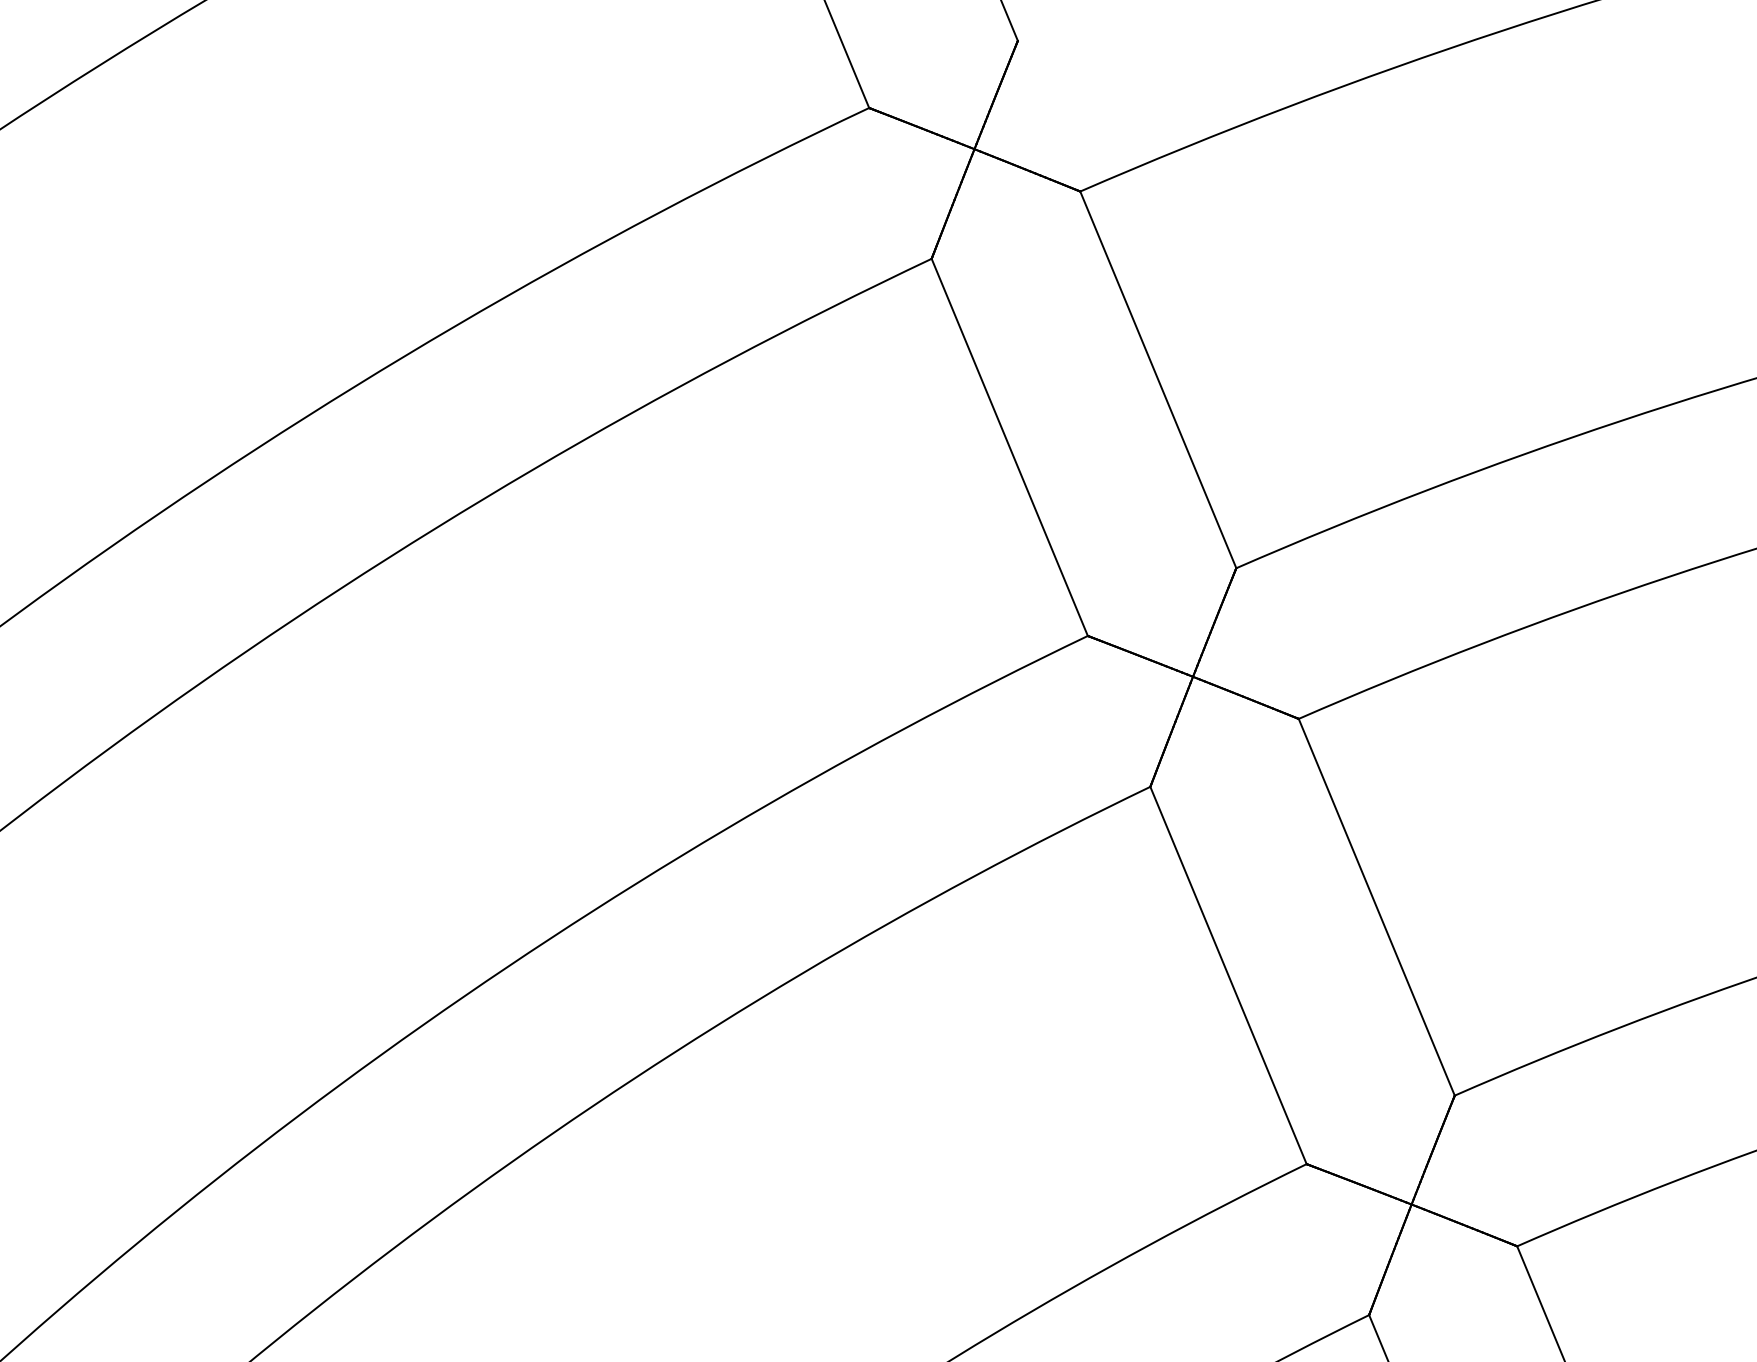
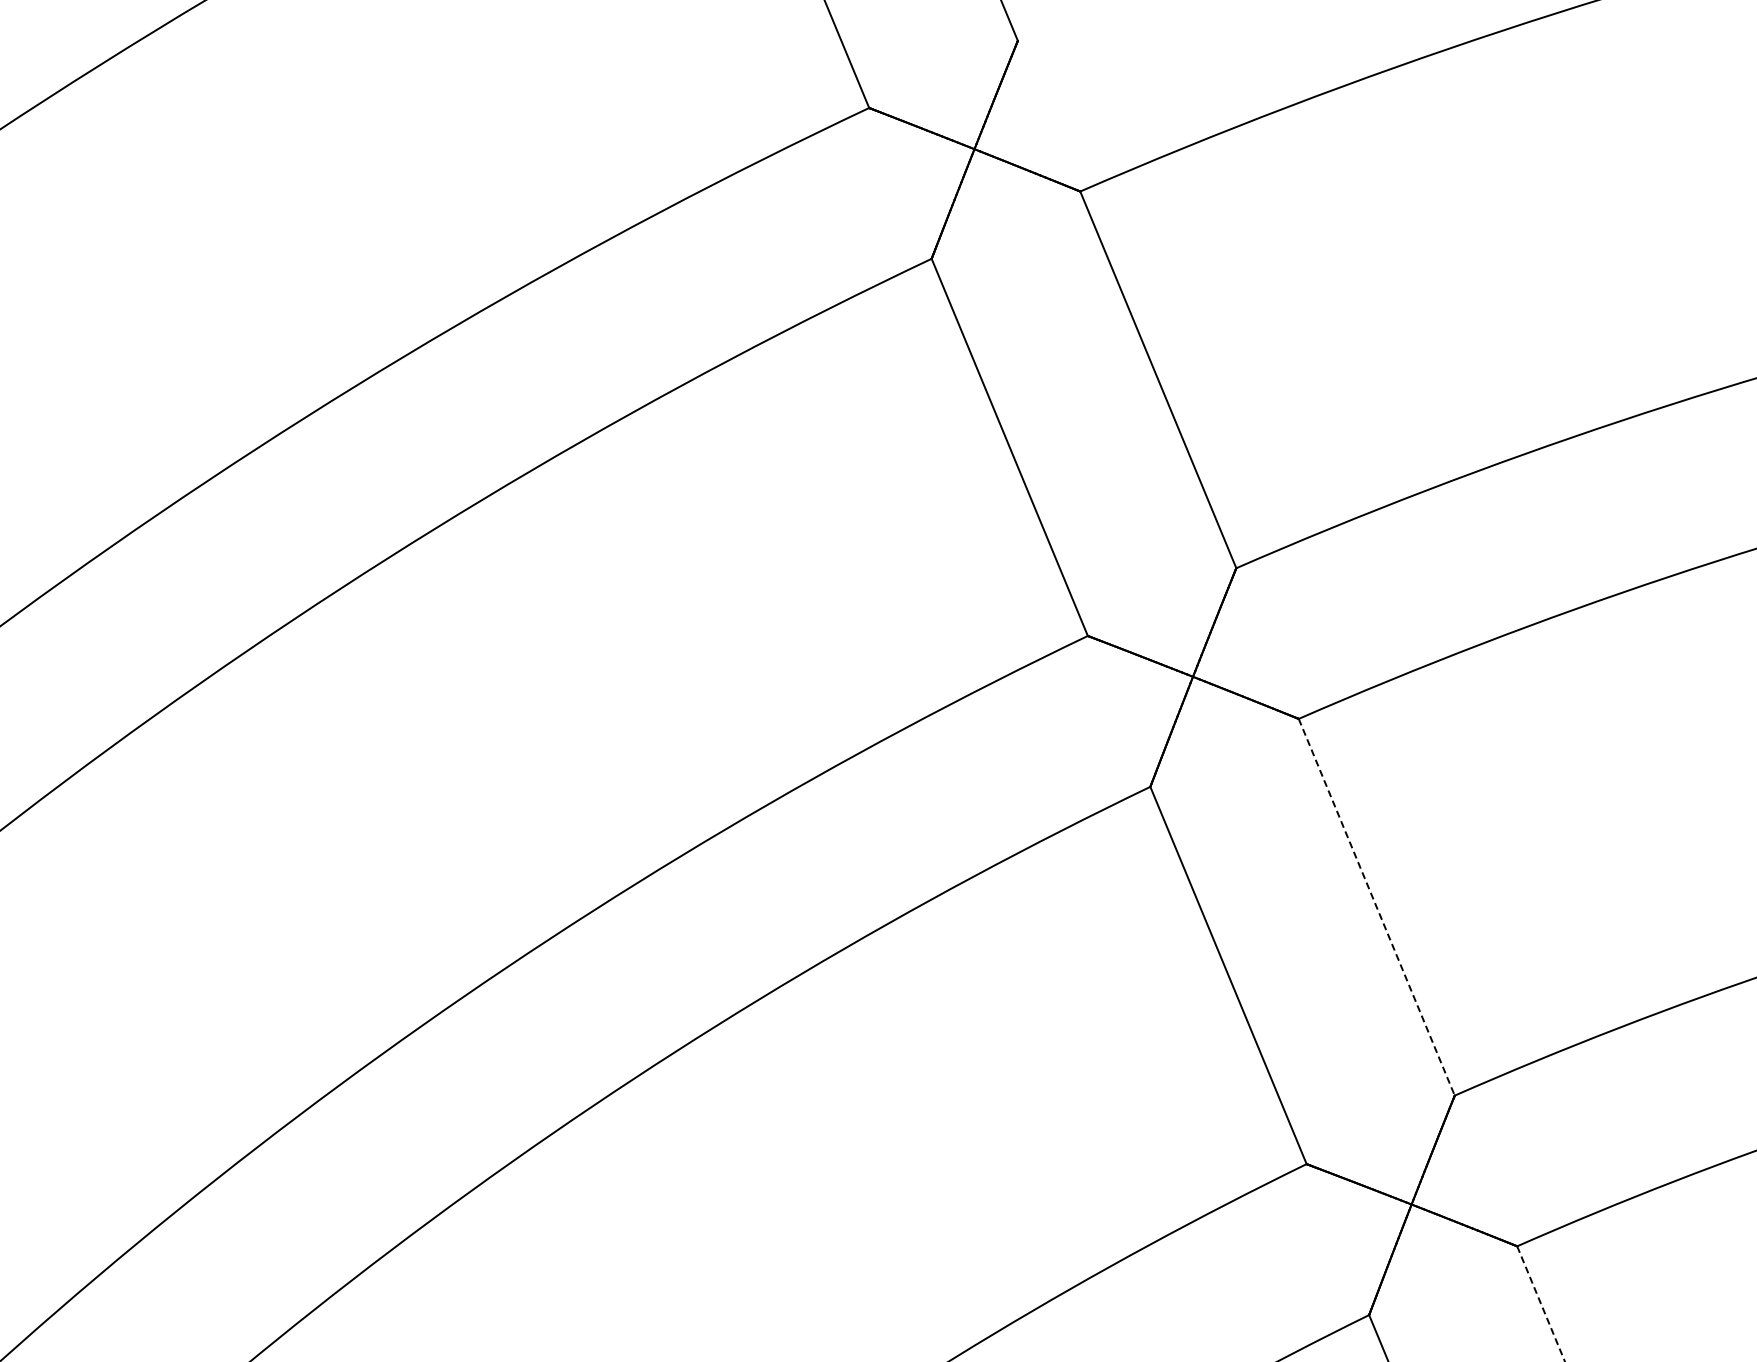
line: solid -> dashed (1376, 907)
line: solid -> dashed (1541, 1304)
